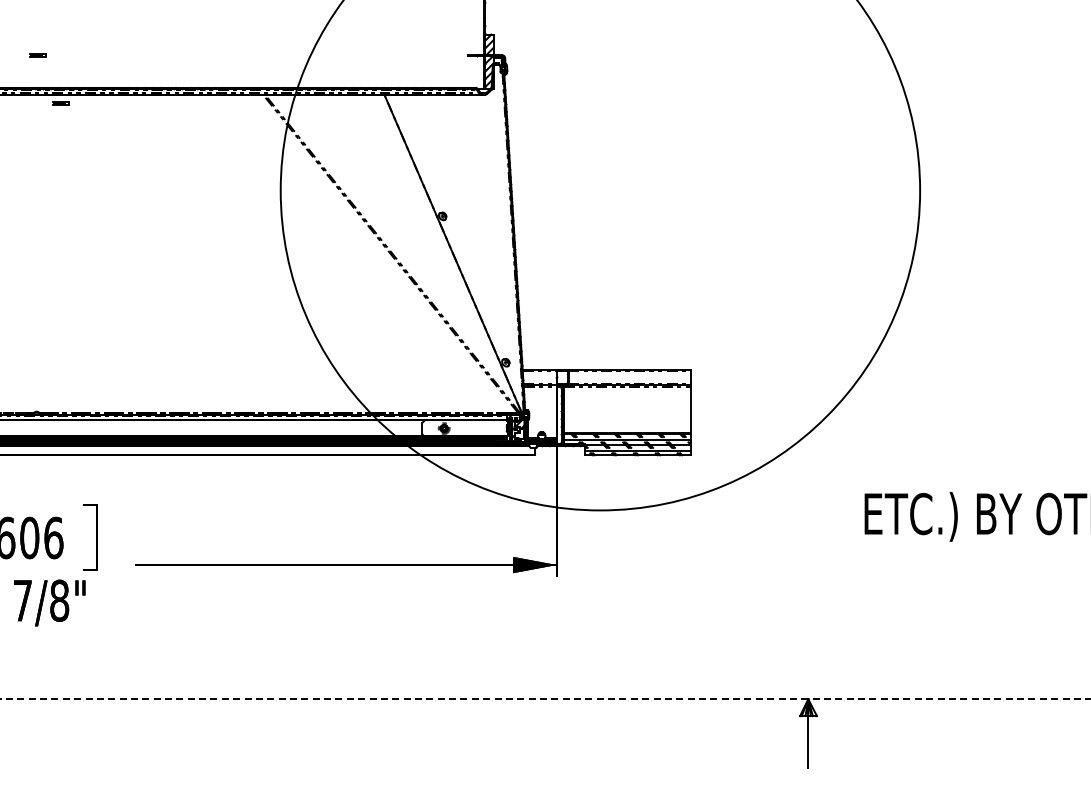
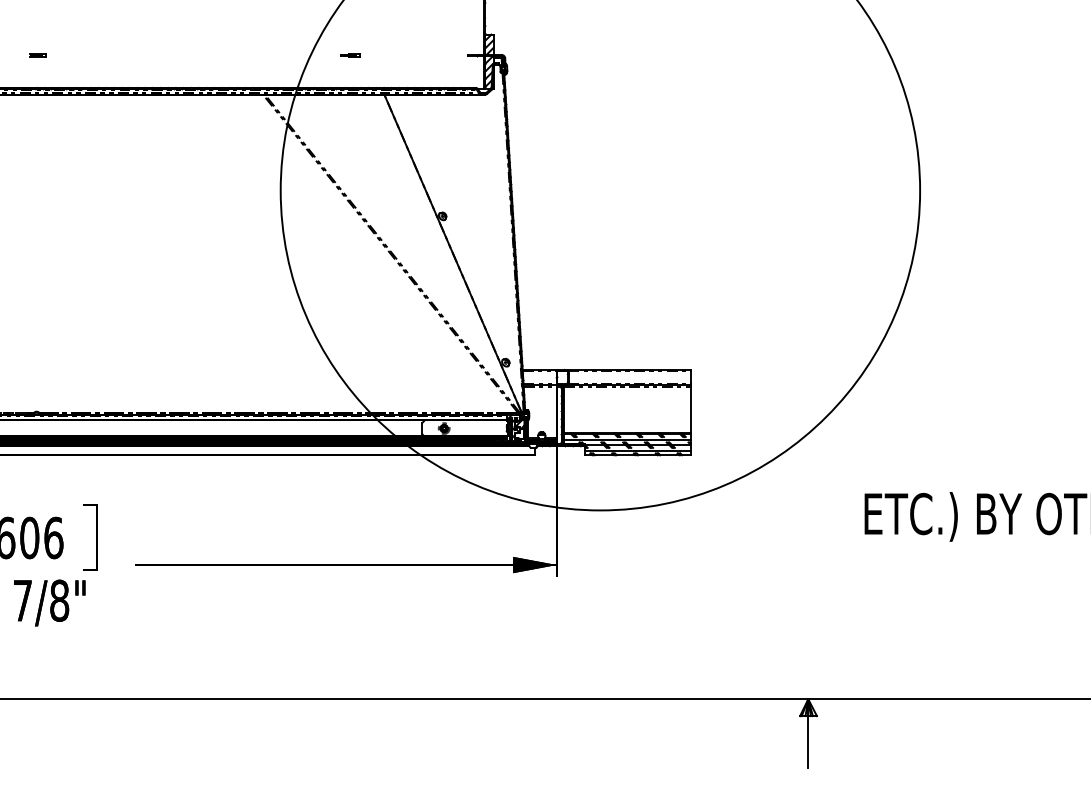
line: none -> present (350, 55)
part: present -> none (60, 103)
line: dashed -> solid (545, 699)
